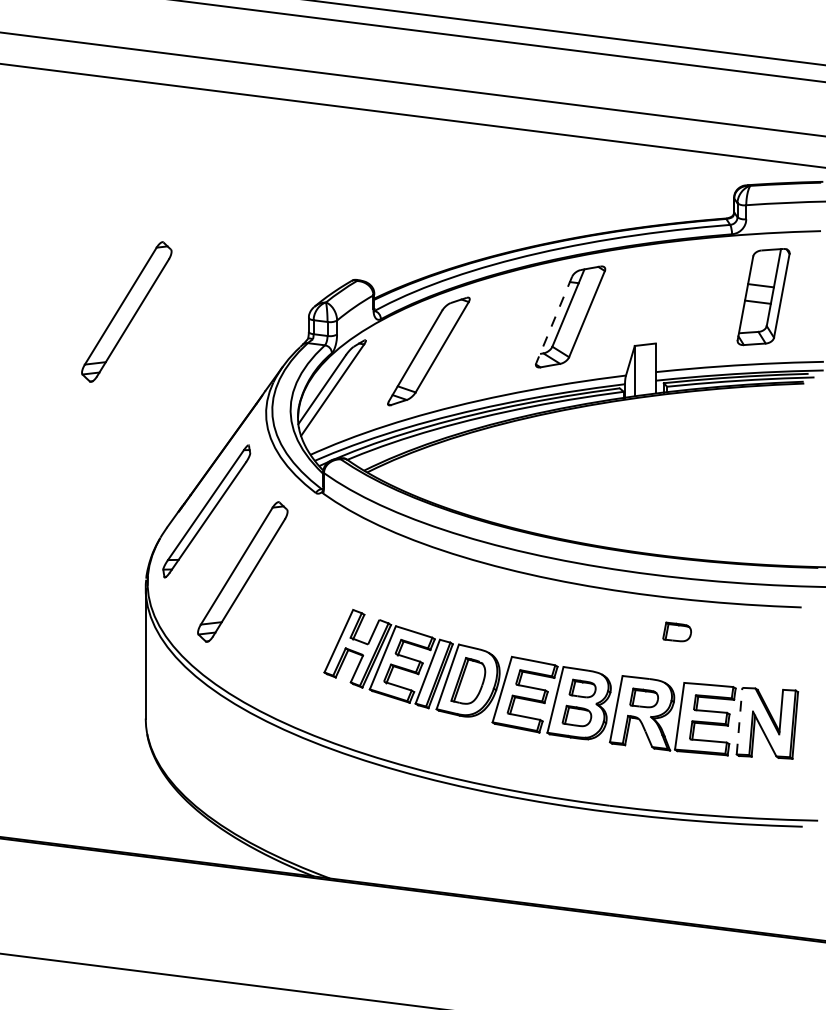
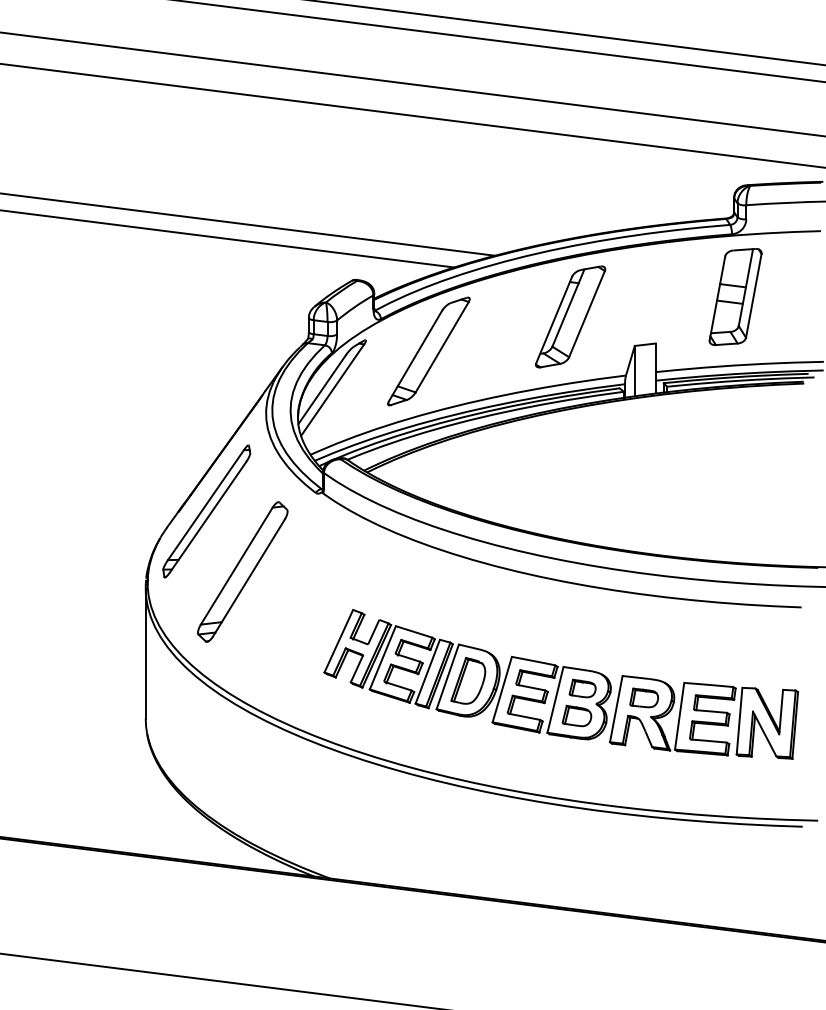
line: none -> present (248, 224)
line: none -> present (228, 238)
part position: (763, 297) -> (735, 297) (735, 297)
part: present -> none (126, 311)
line: dashed -> solid (554, 319)
part: present -> none (676, 631)
line: dashed -> solid (739, 720)
